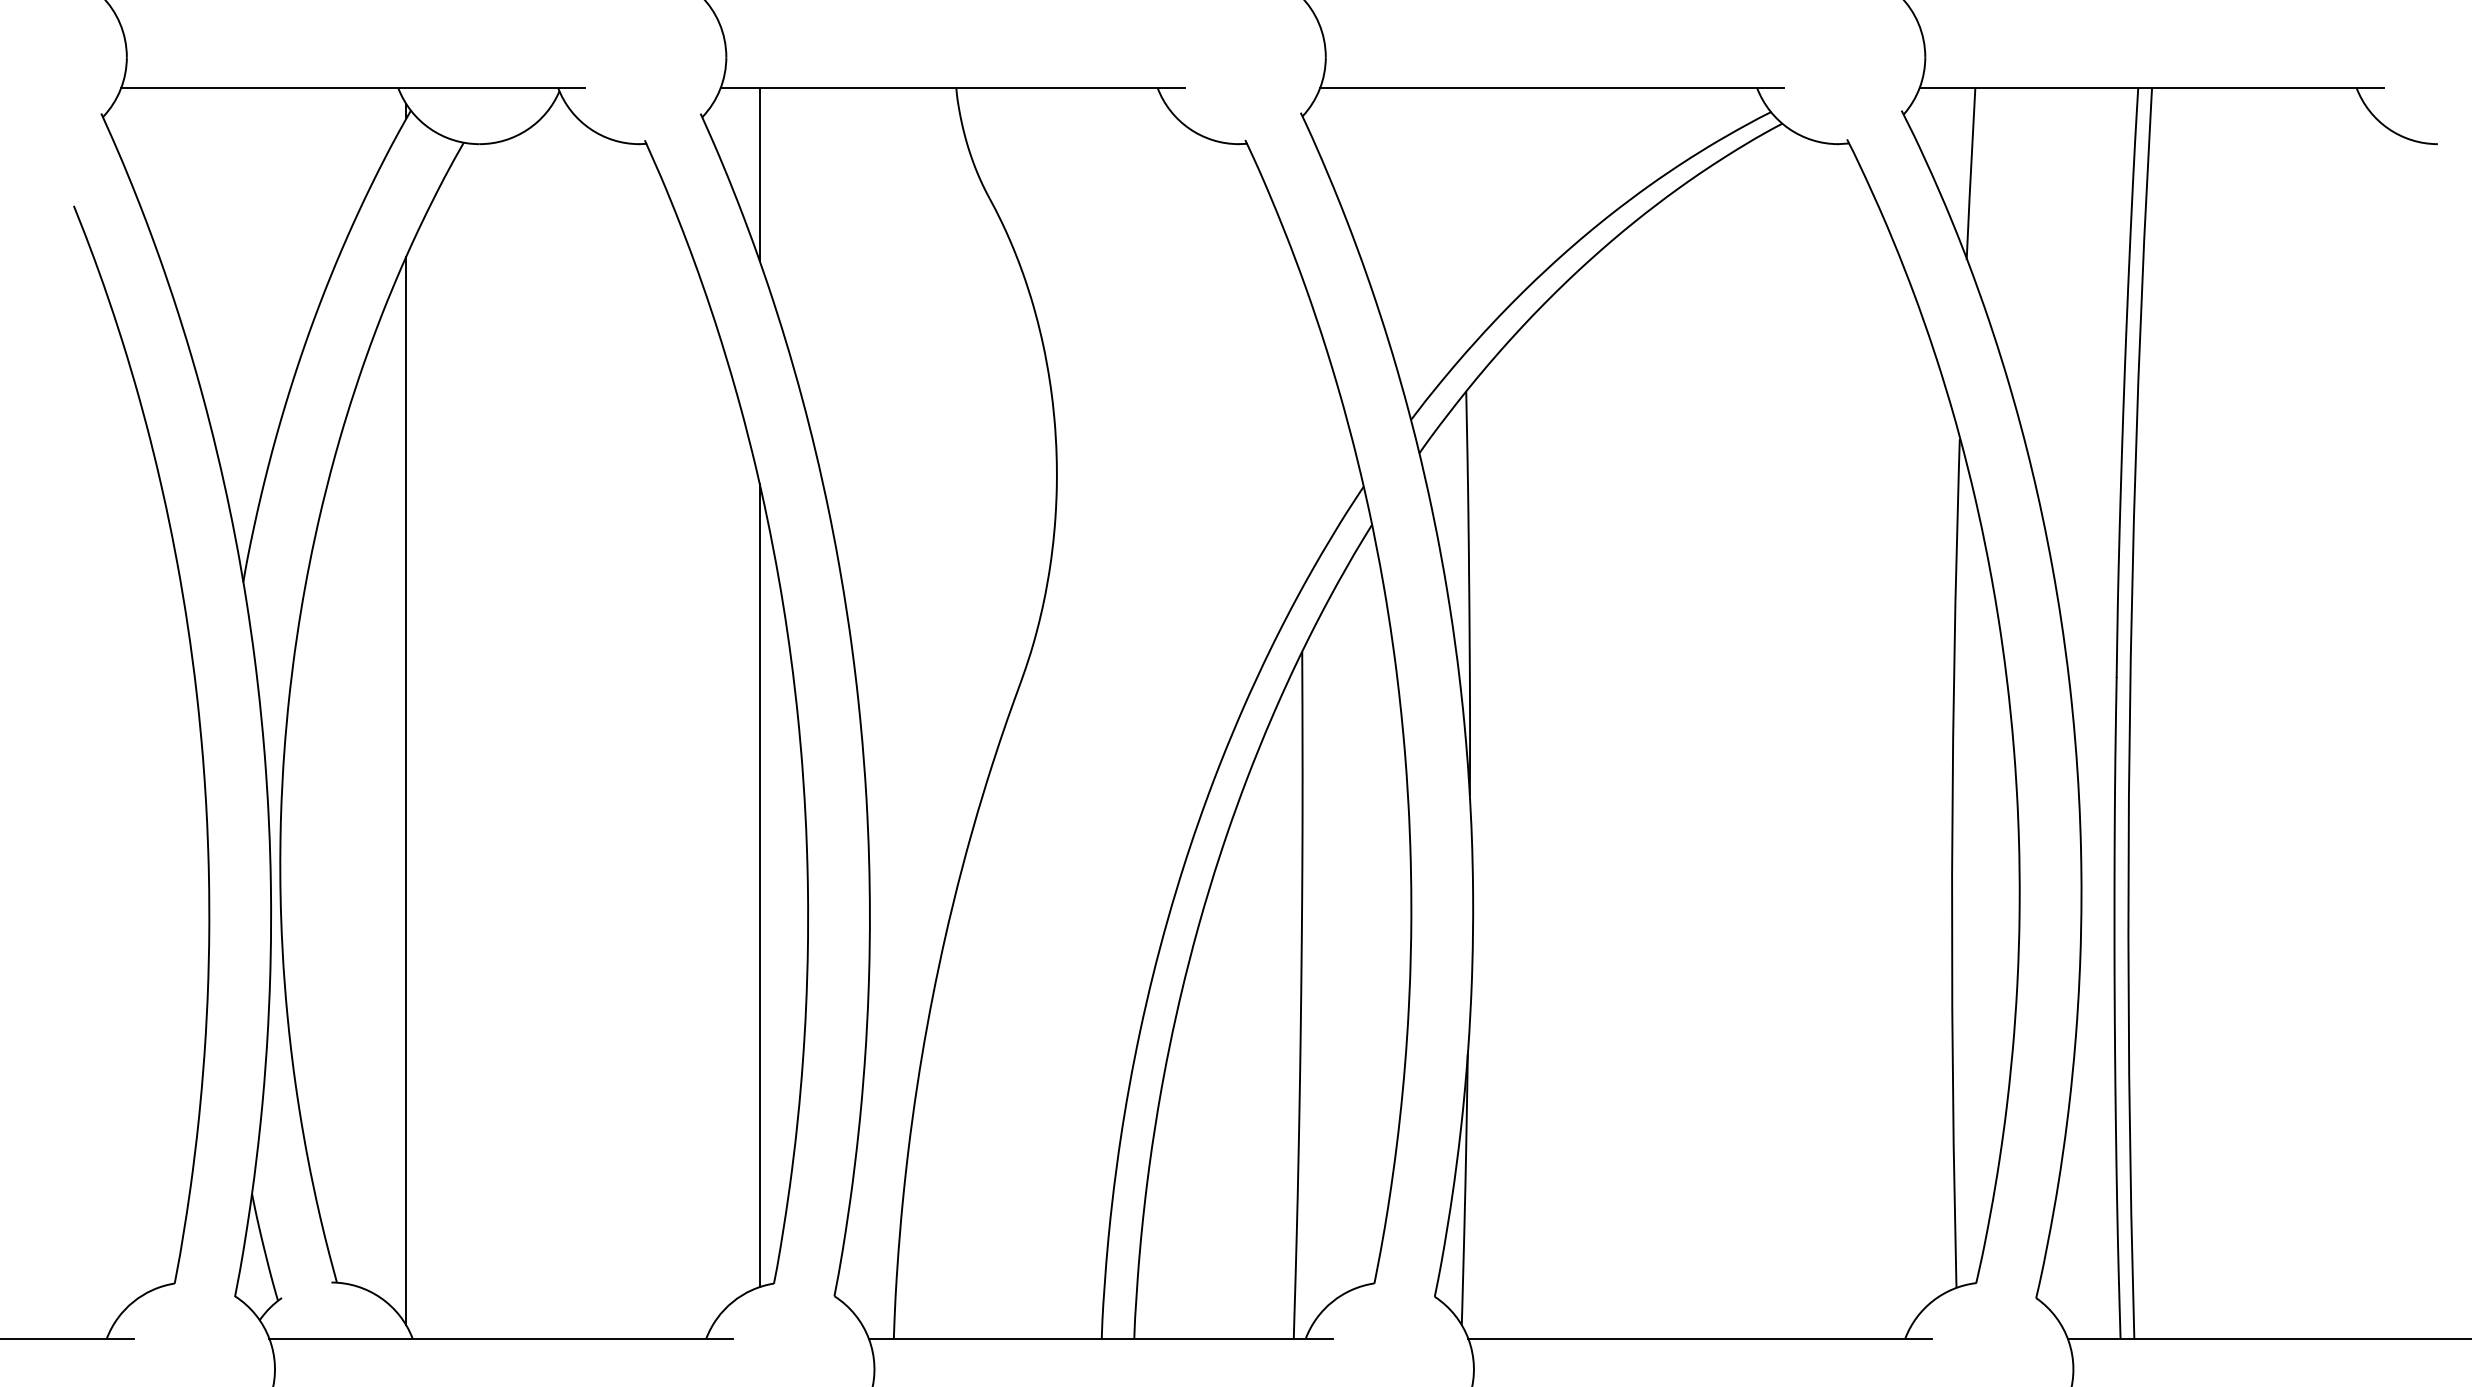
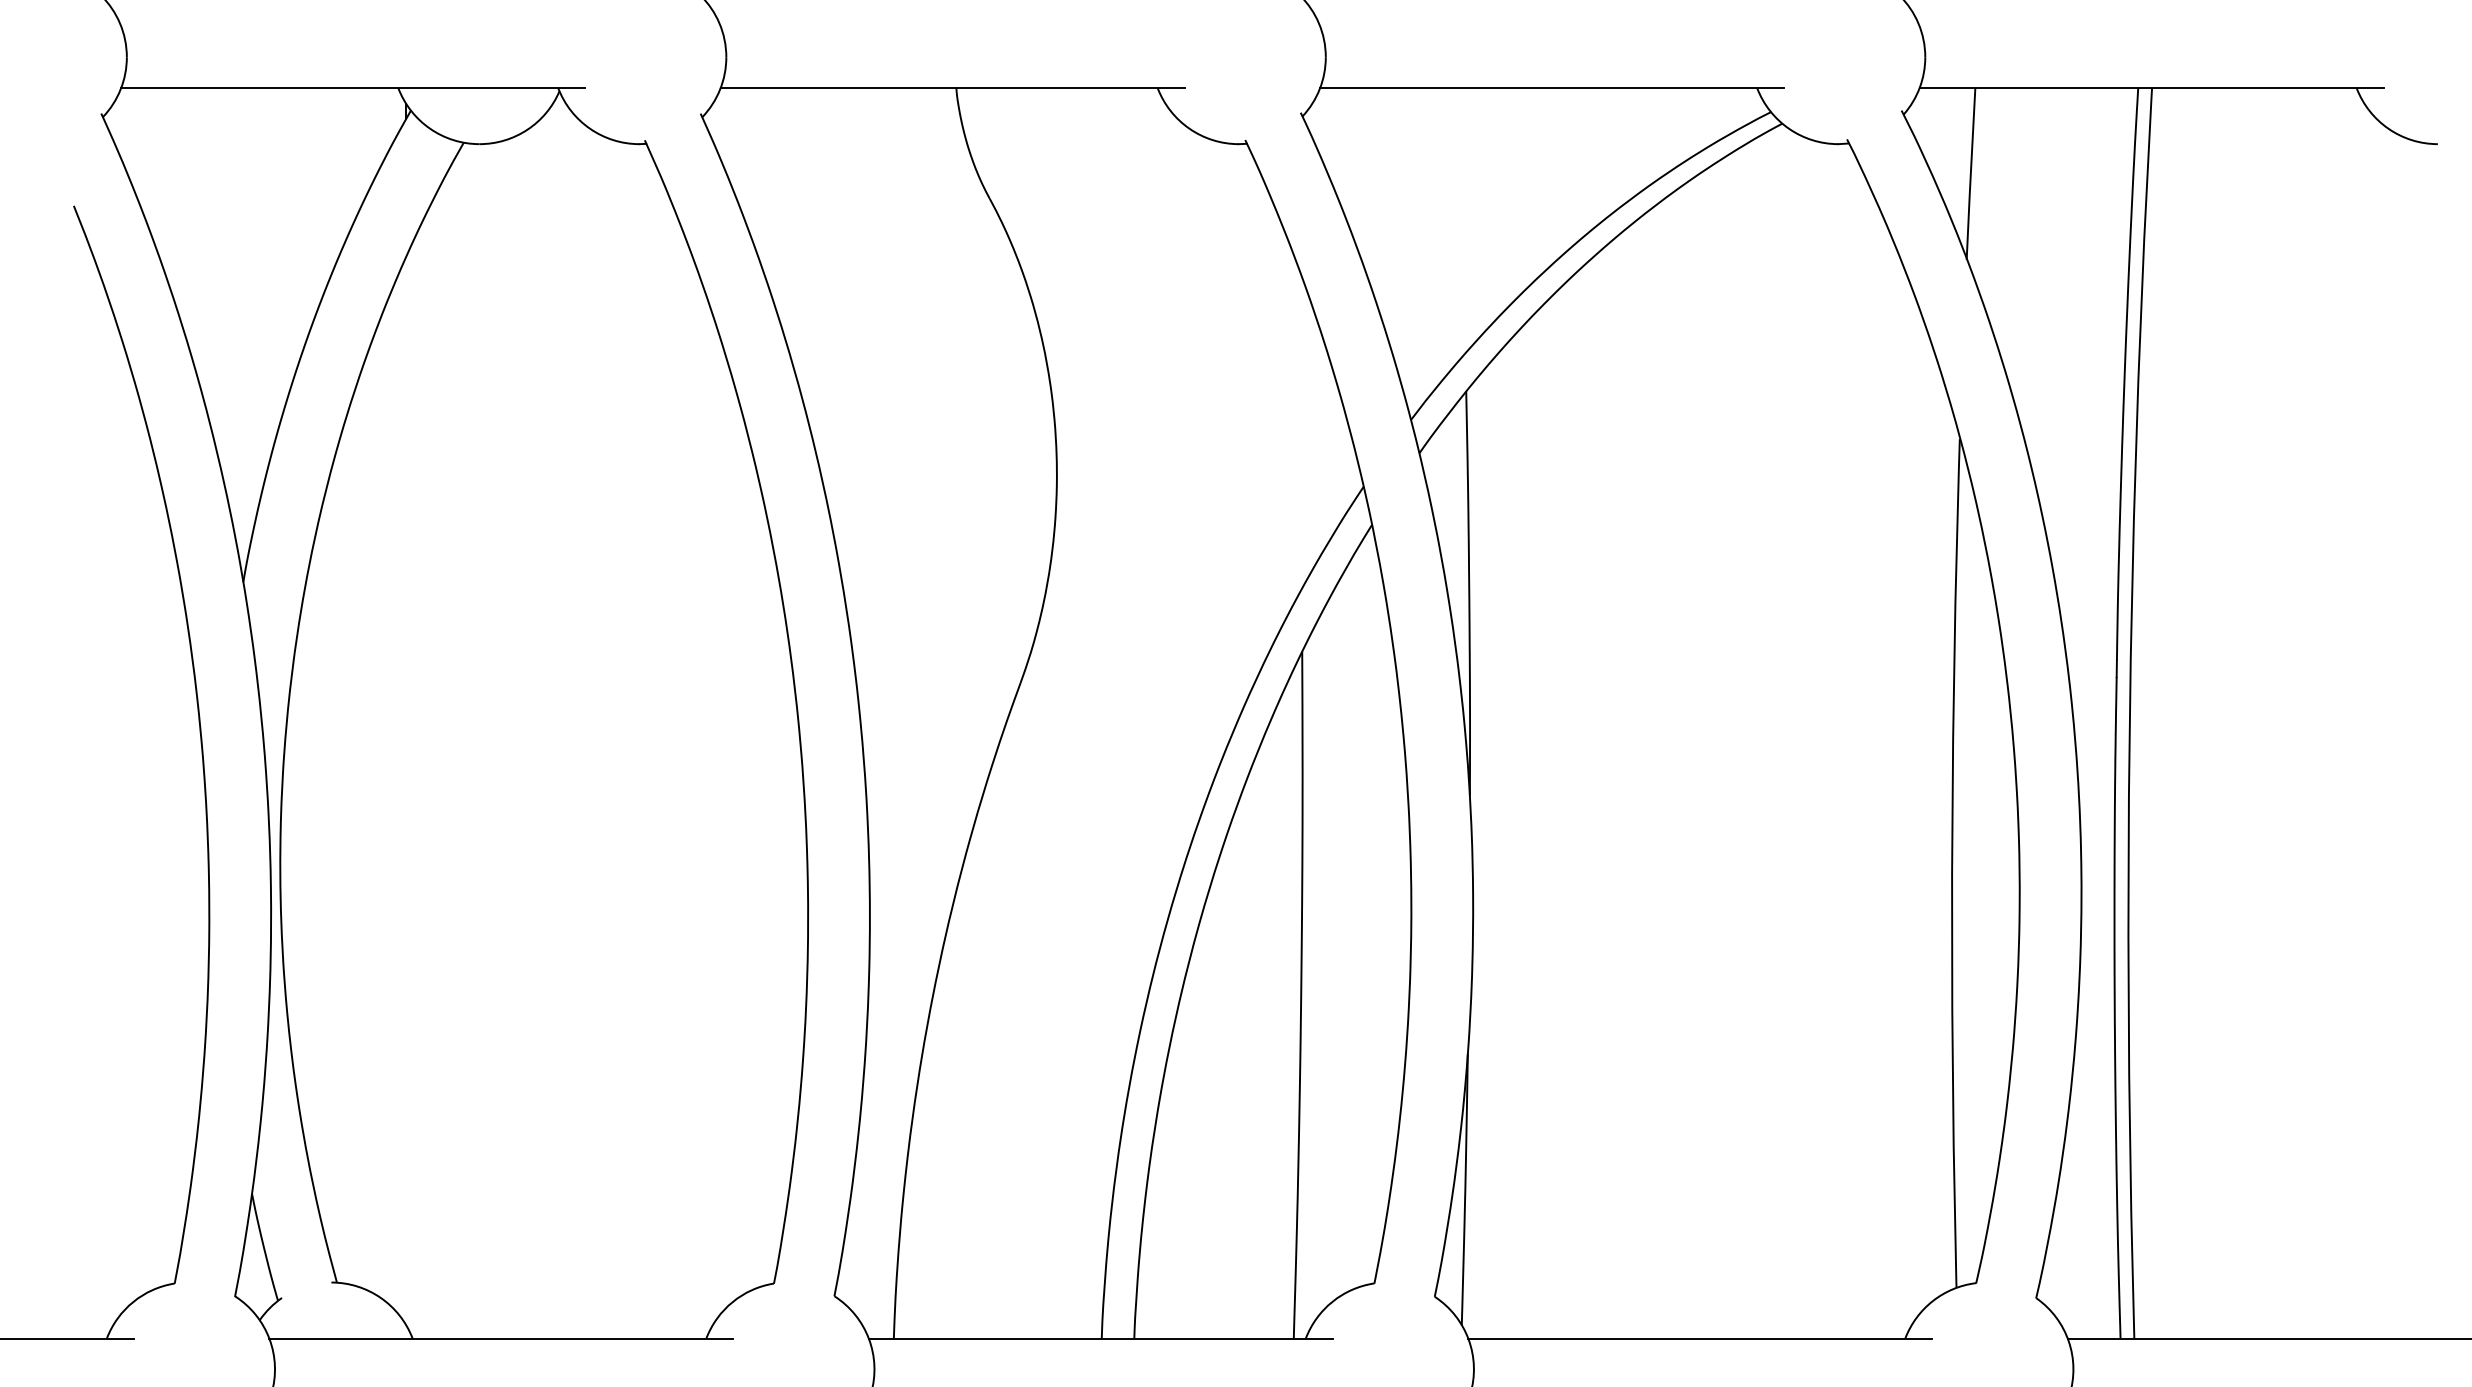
line: present -> none (759, 174)
line: present -> none (406, 790)
line: present -> none (759, 885)
